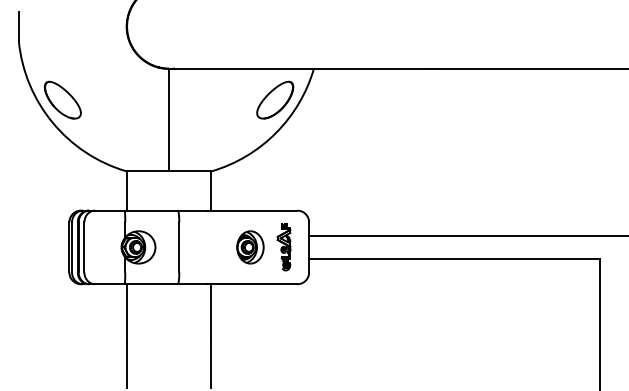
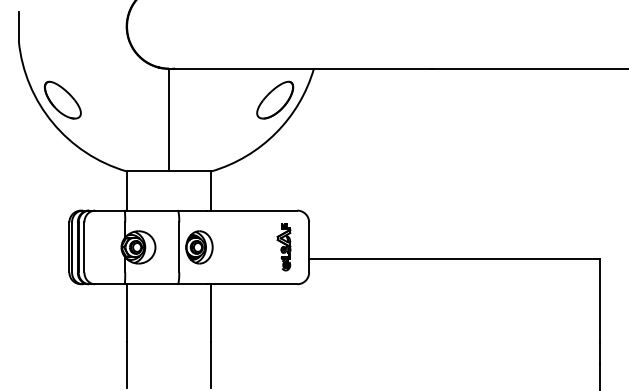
line: present -> none (467, 235)
part position: (250, 247) -> (199, 247) (199, 247)
